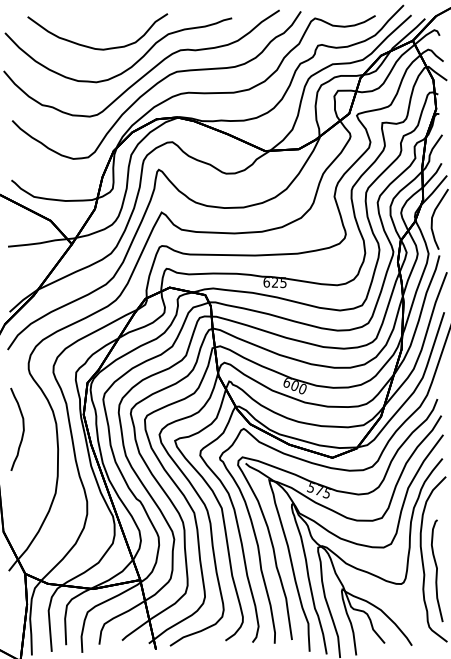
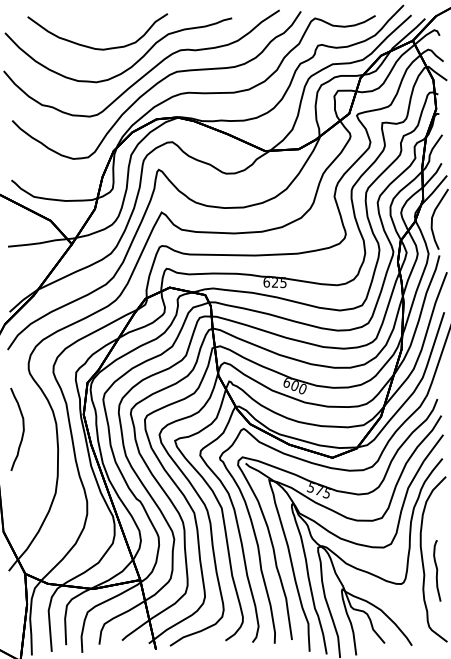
part size: 13x104 px -> 9x62 px (437, 570)
